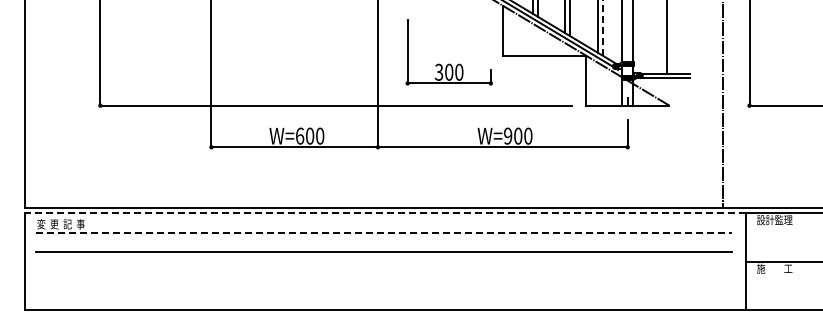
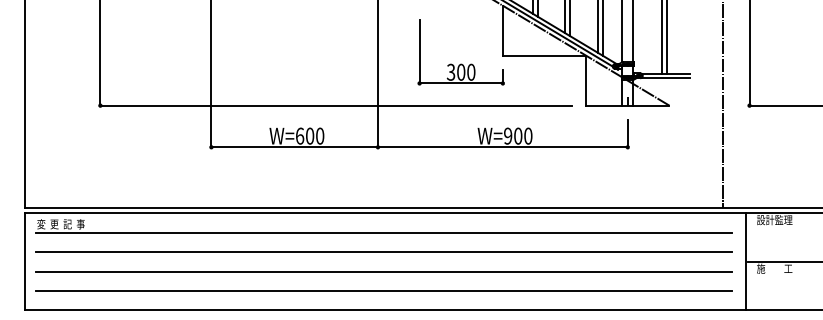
line: dashed -> solid (602, 27)
line: none -> present (662, 37)
part position: (448, 63) -> (460, 63) (460, 63)
line: dashed -> solid (385, 213)
line: dashed -> solid (384, 232)
line: none -> present (384, 271)
line: none -> present (384, 291)
